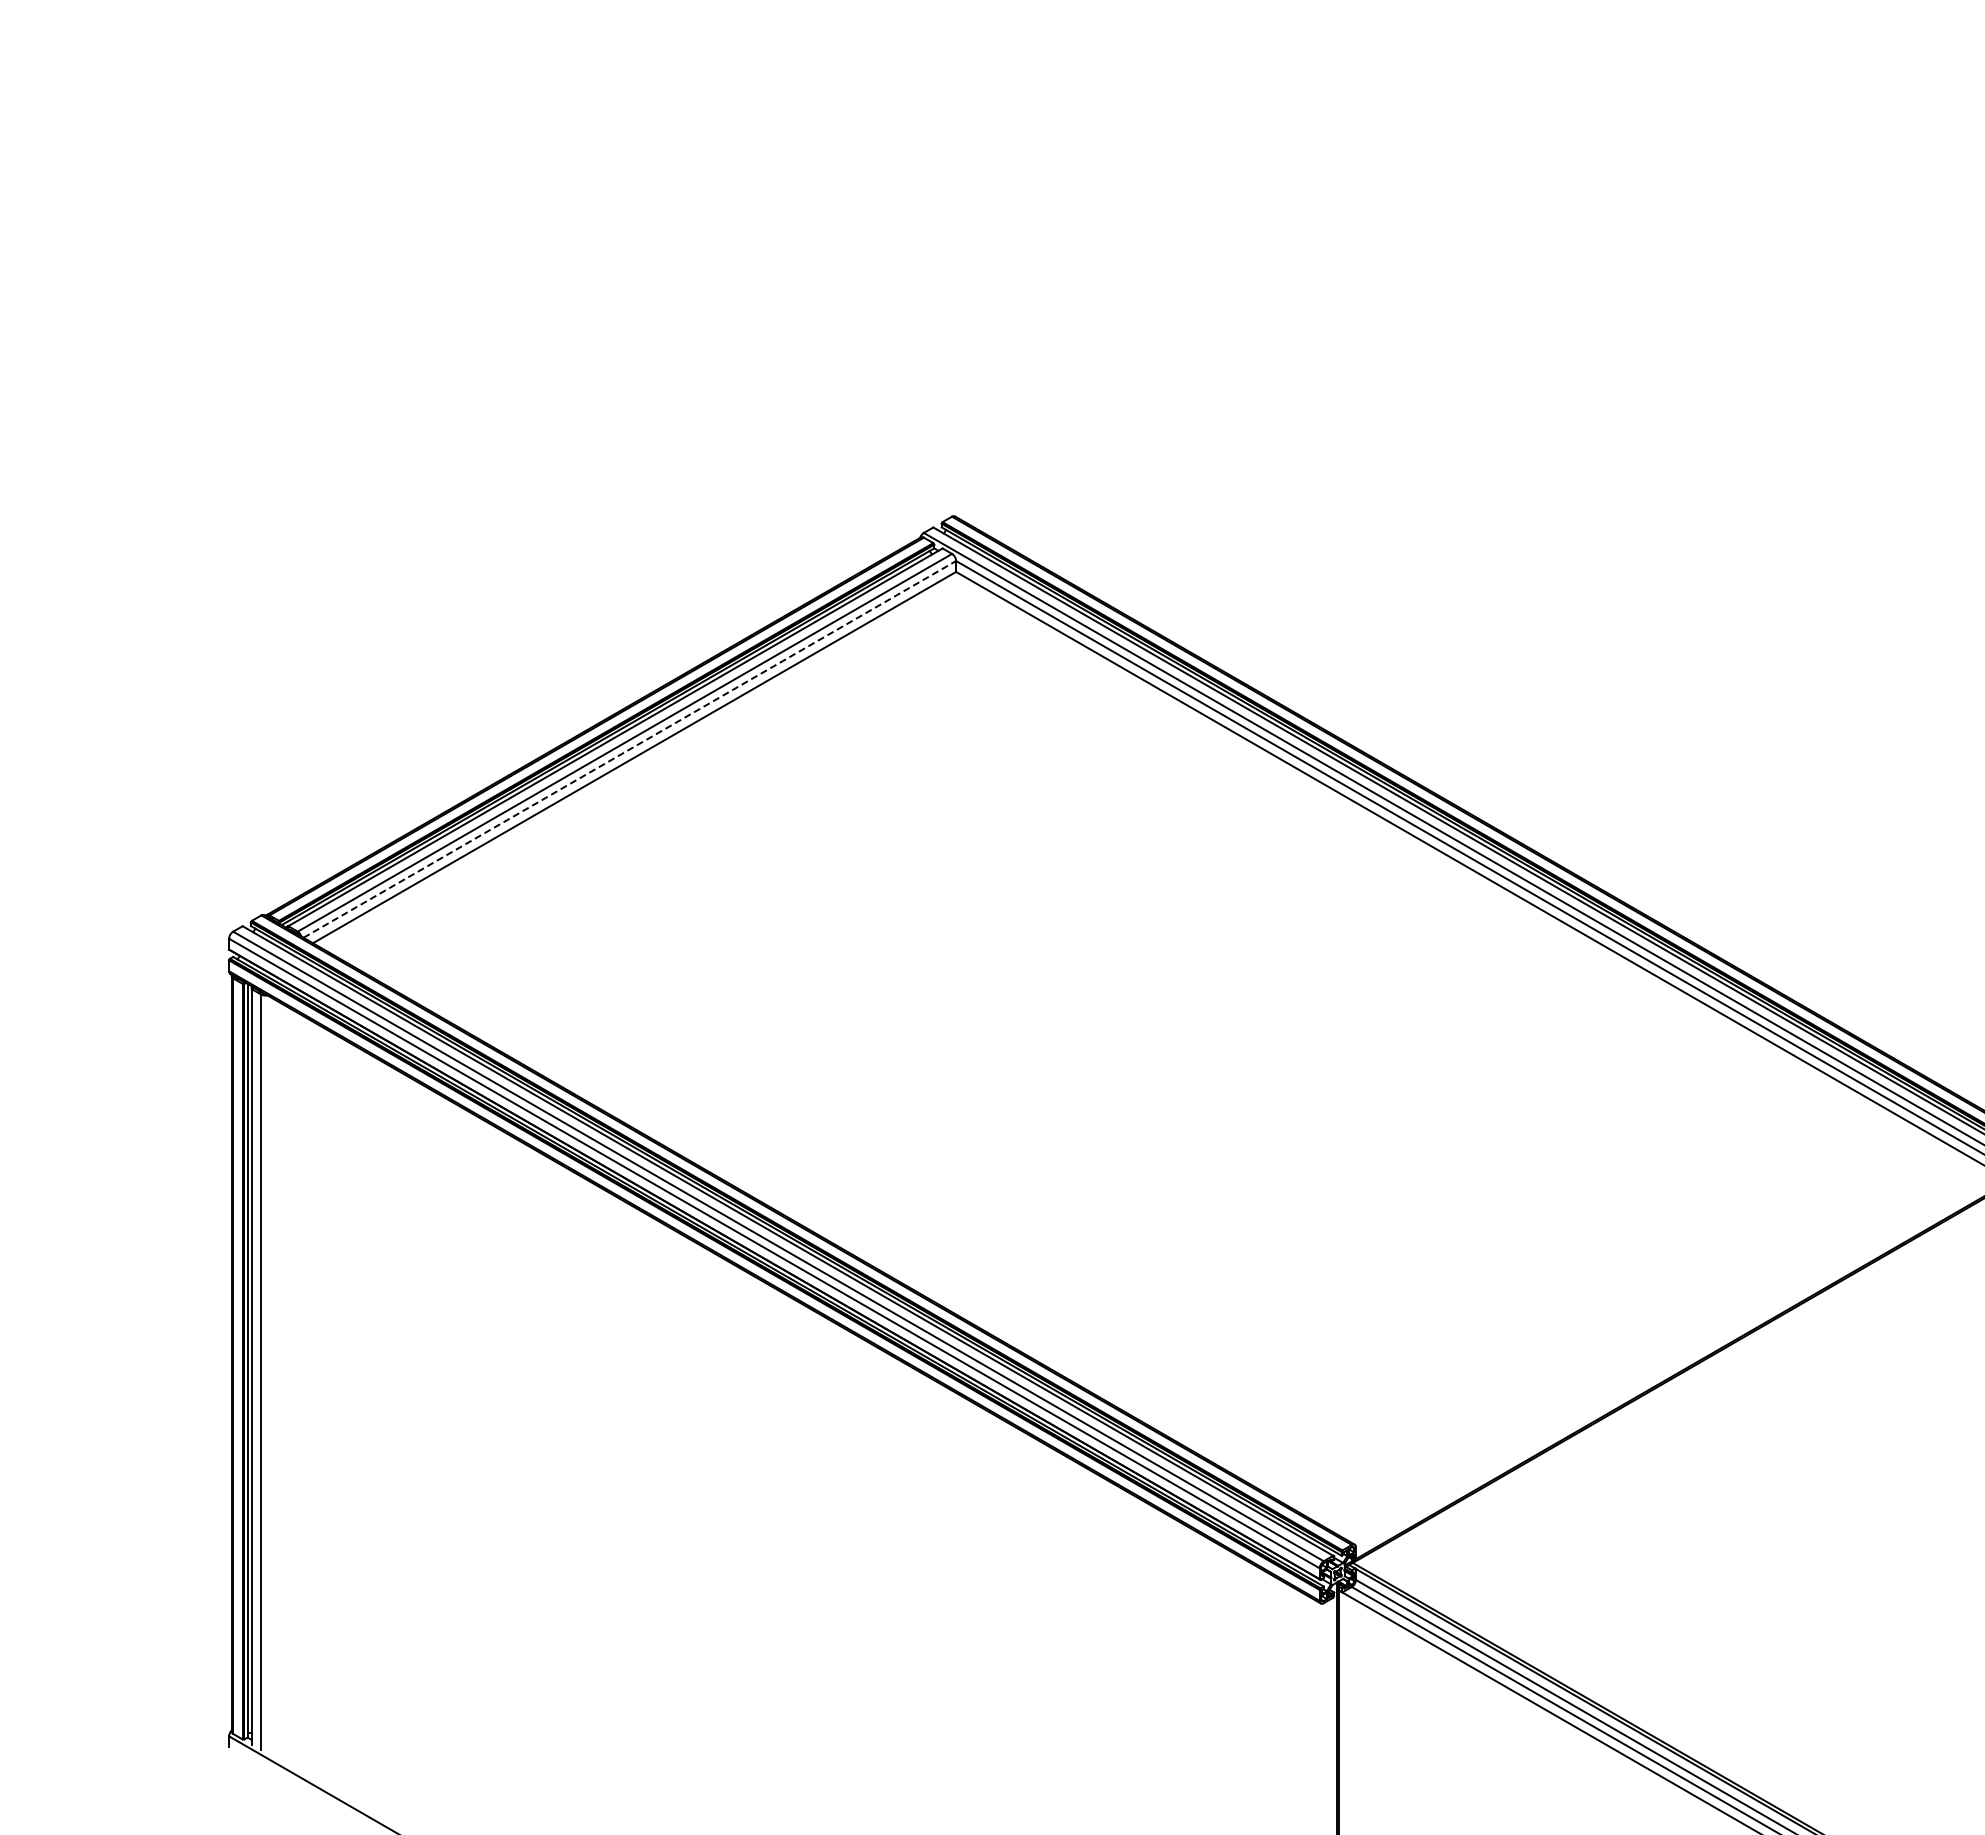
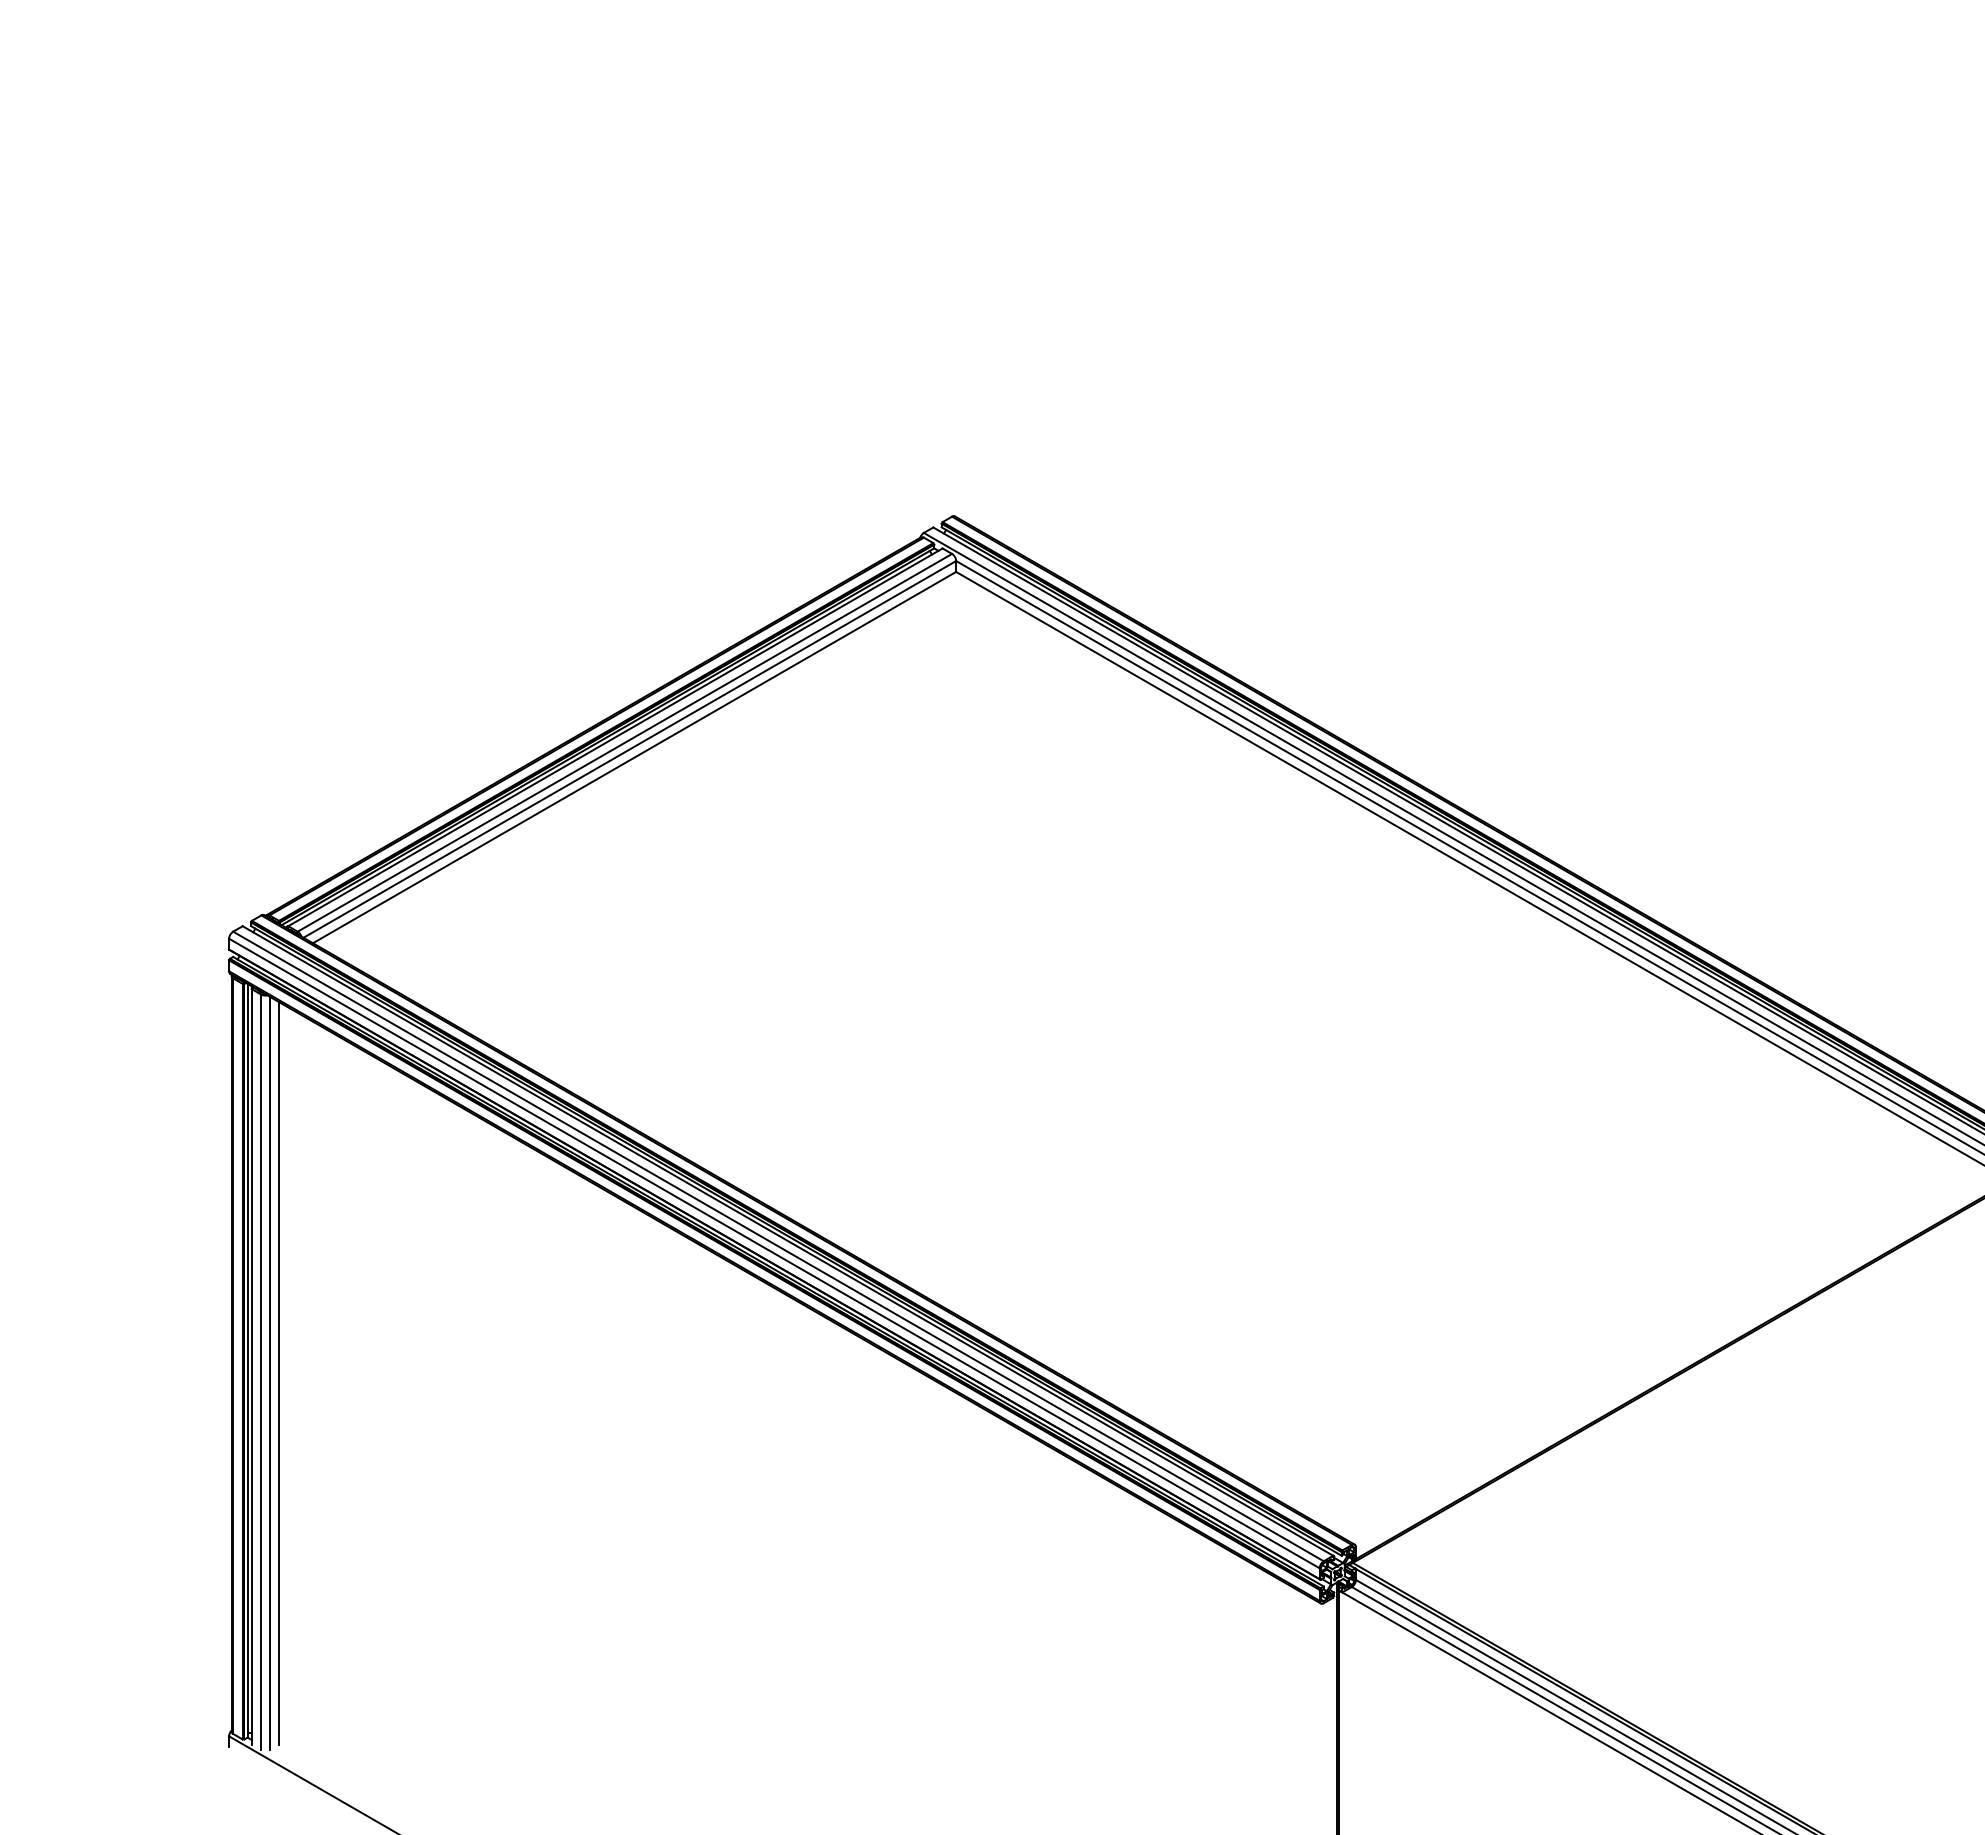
line: dashed -> solid (629, 749)
line: none -> present (269, 1373)
line: none -> present (279, 1373)
